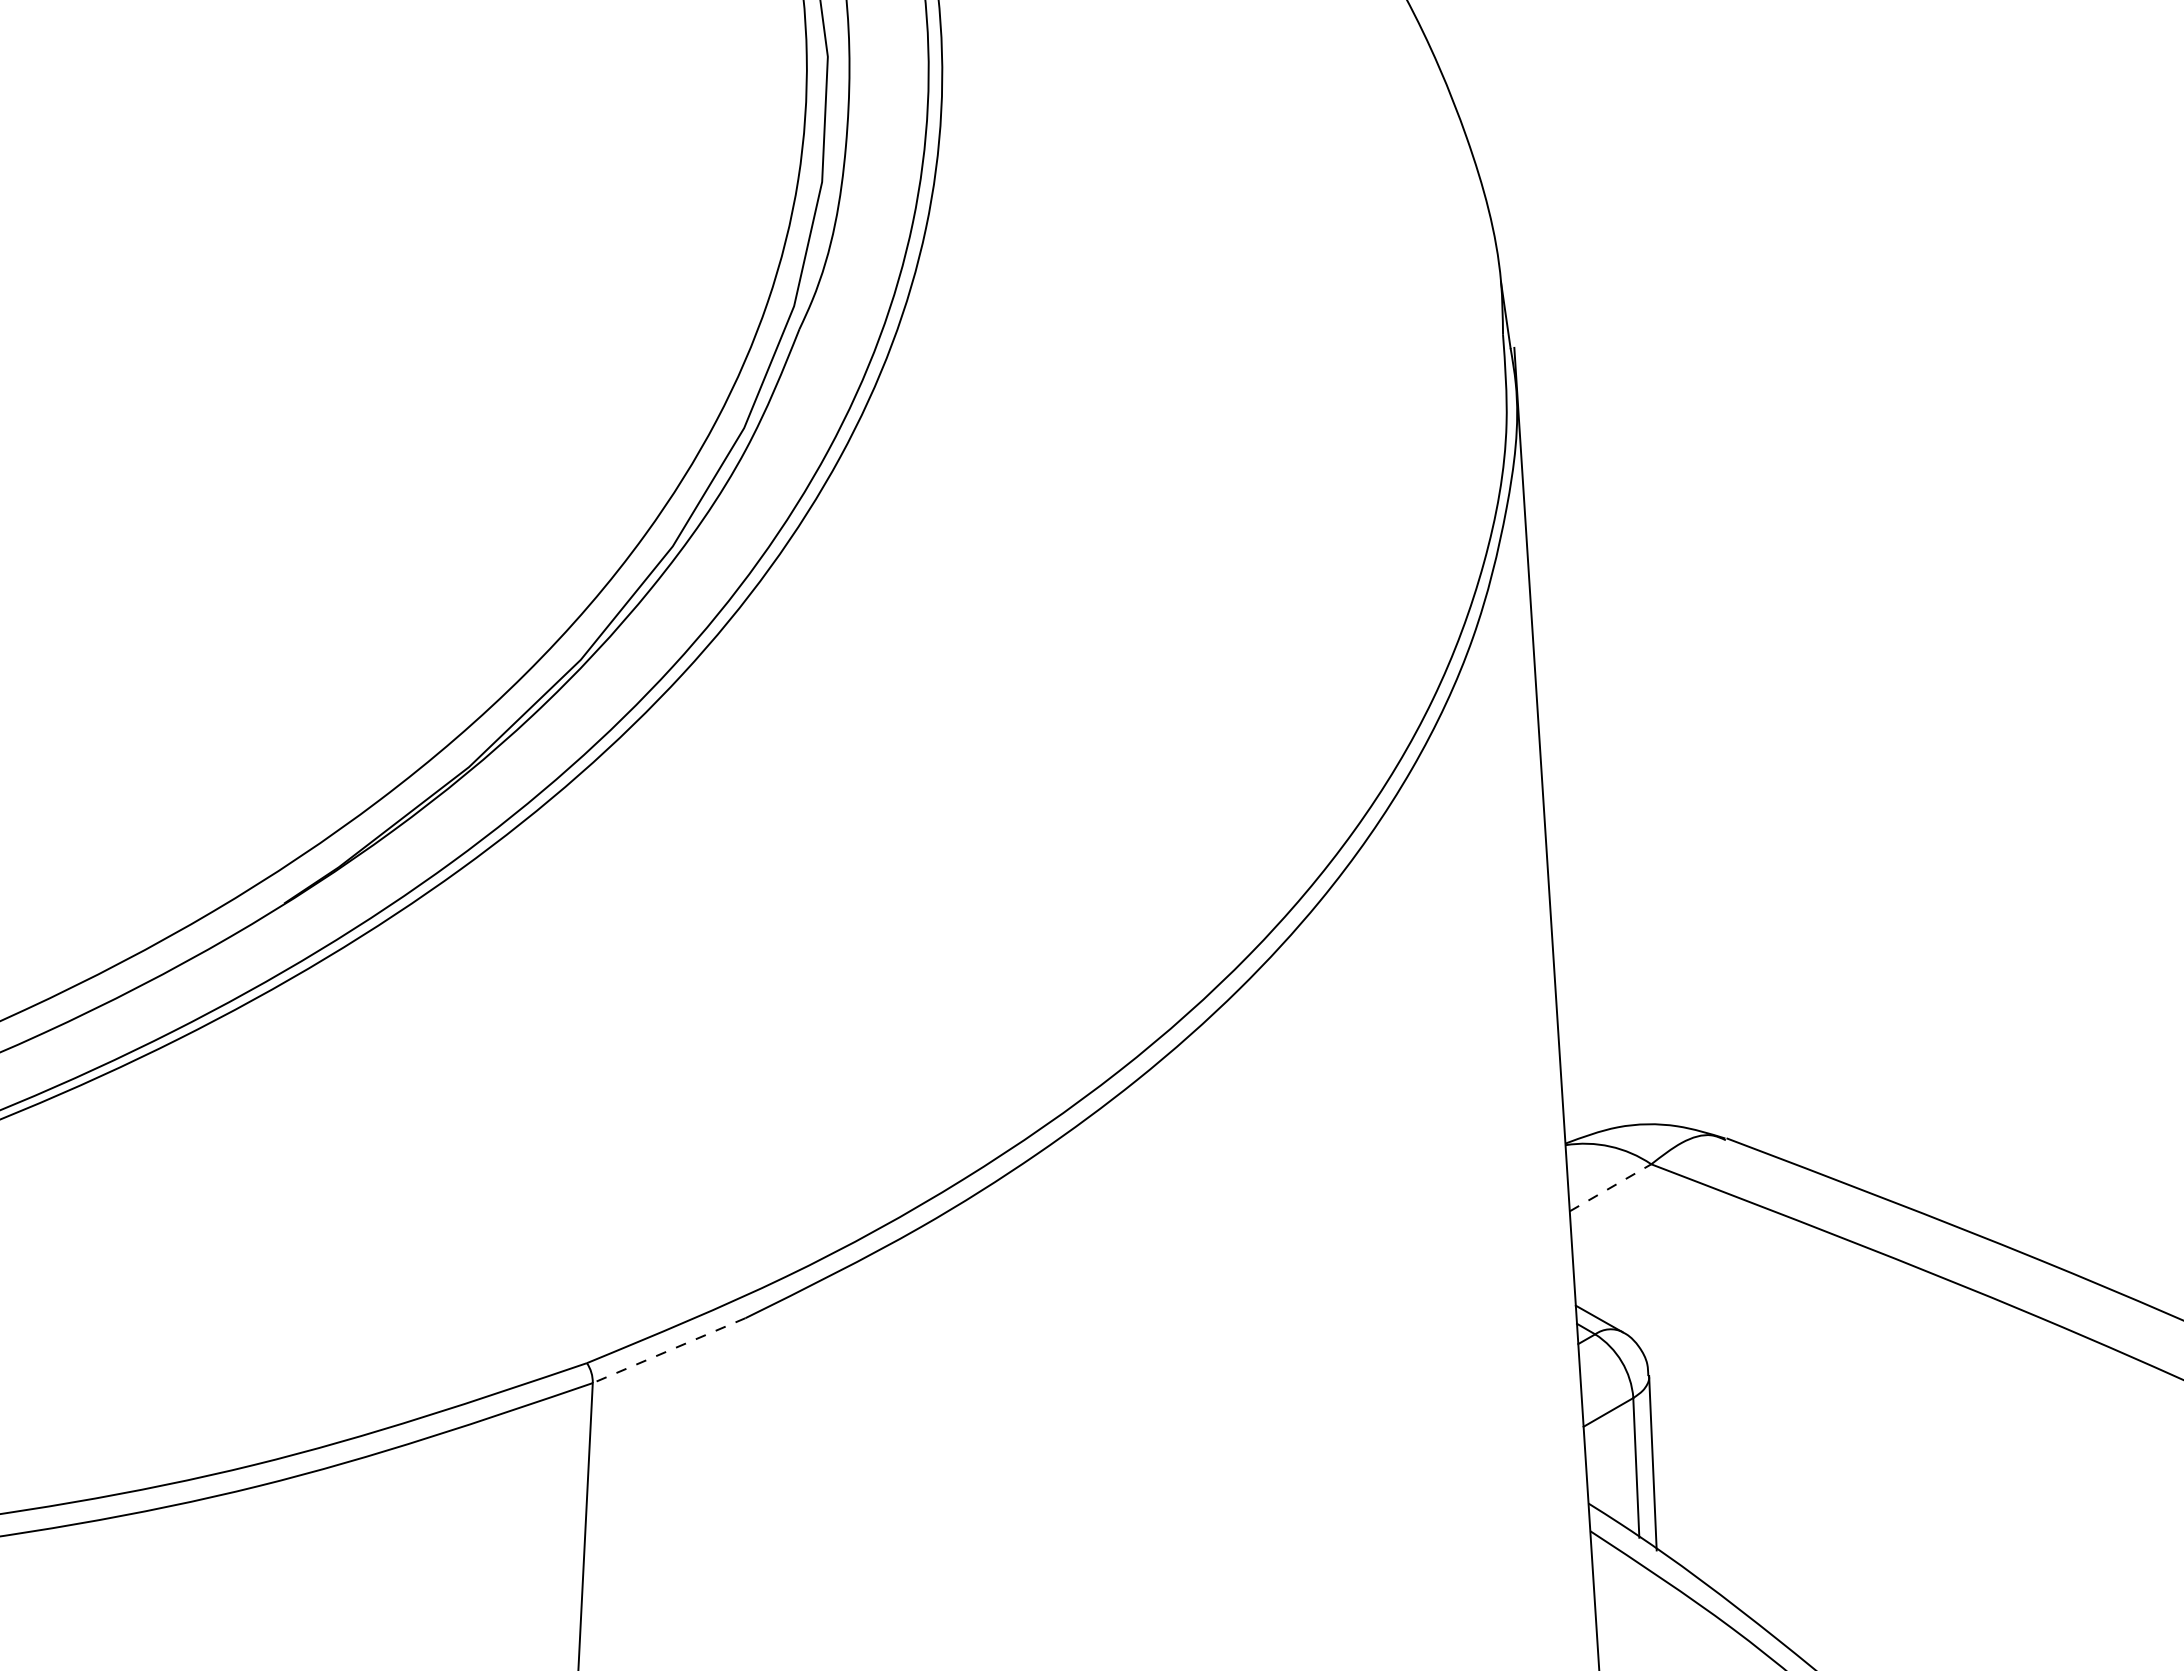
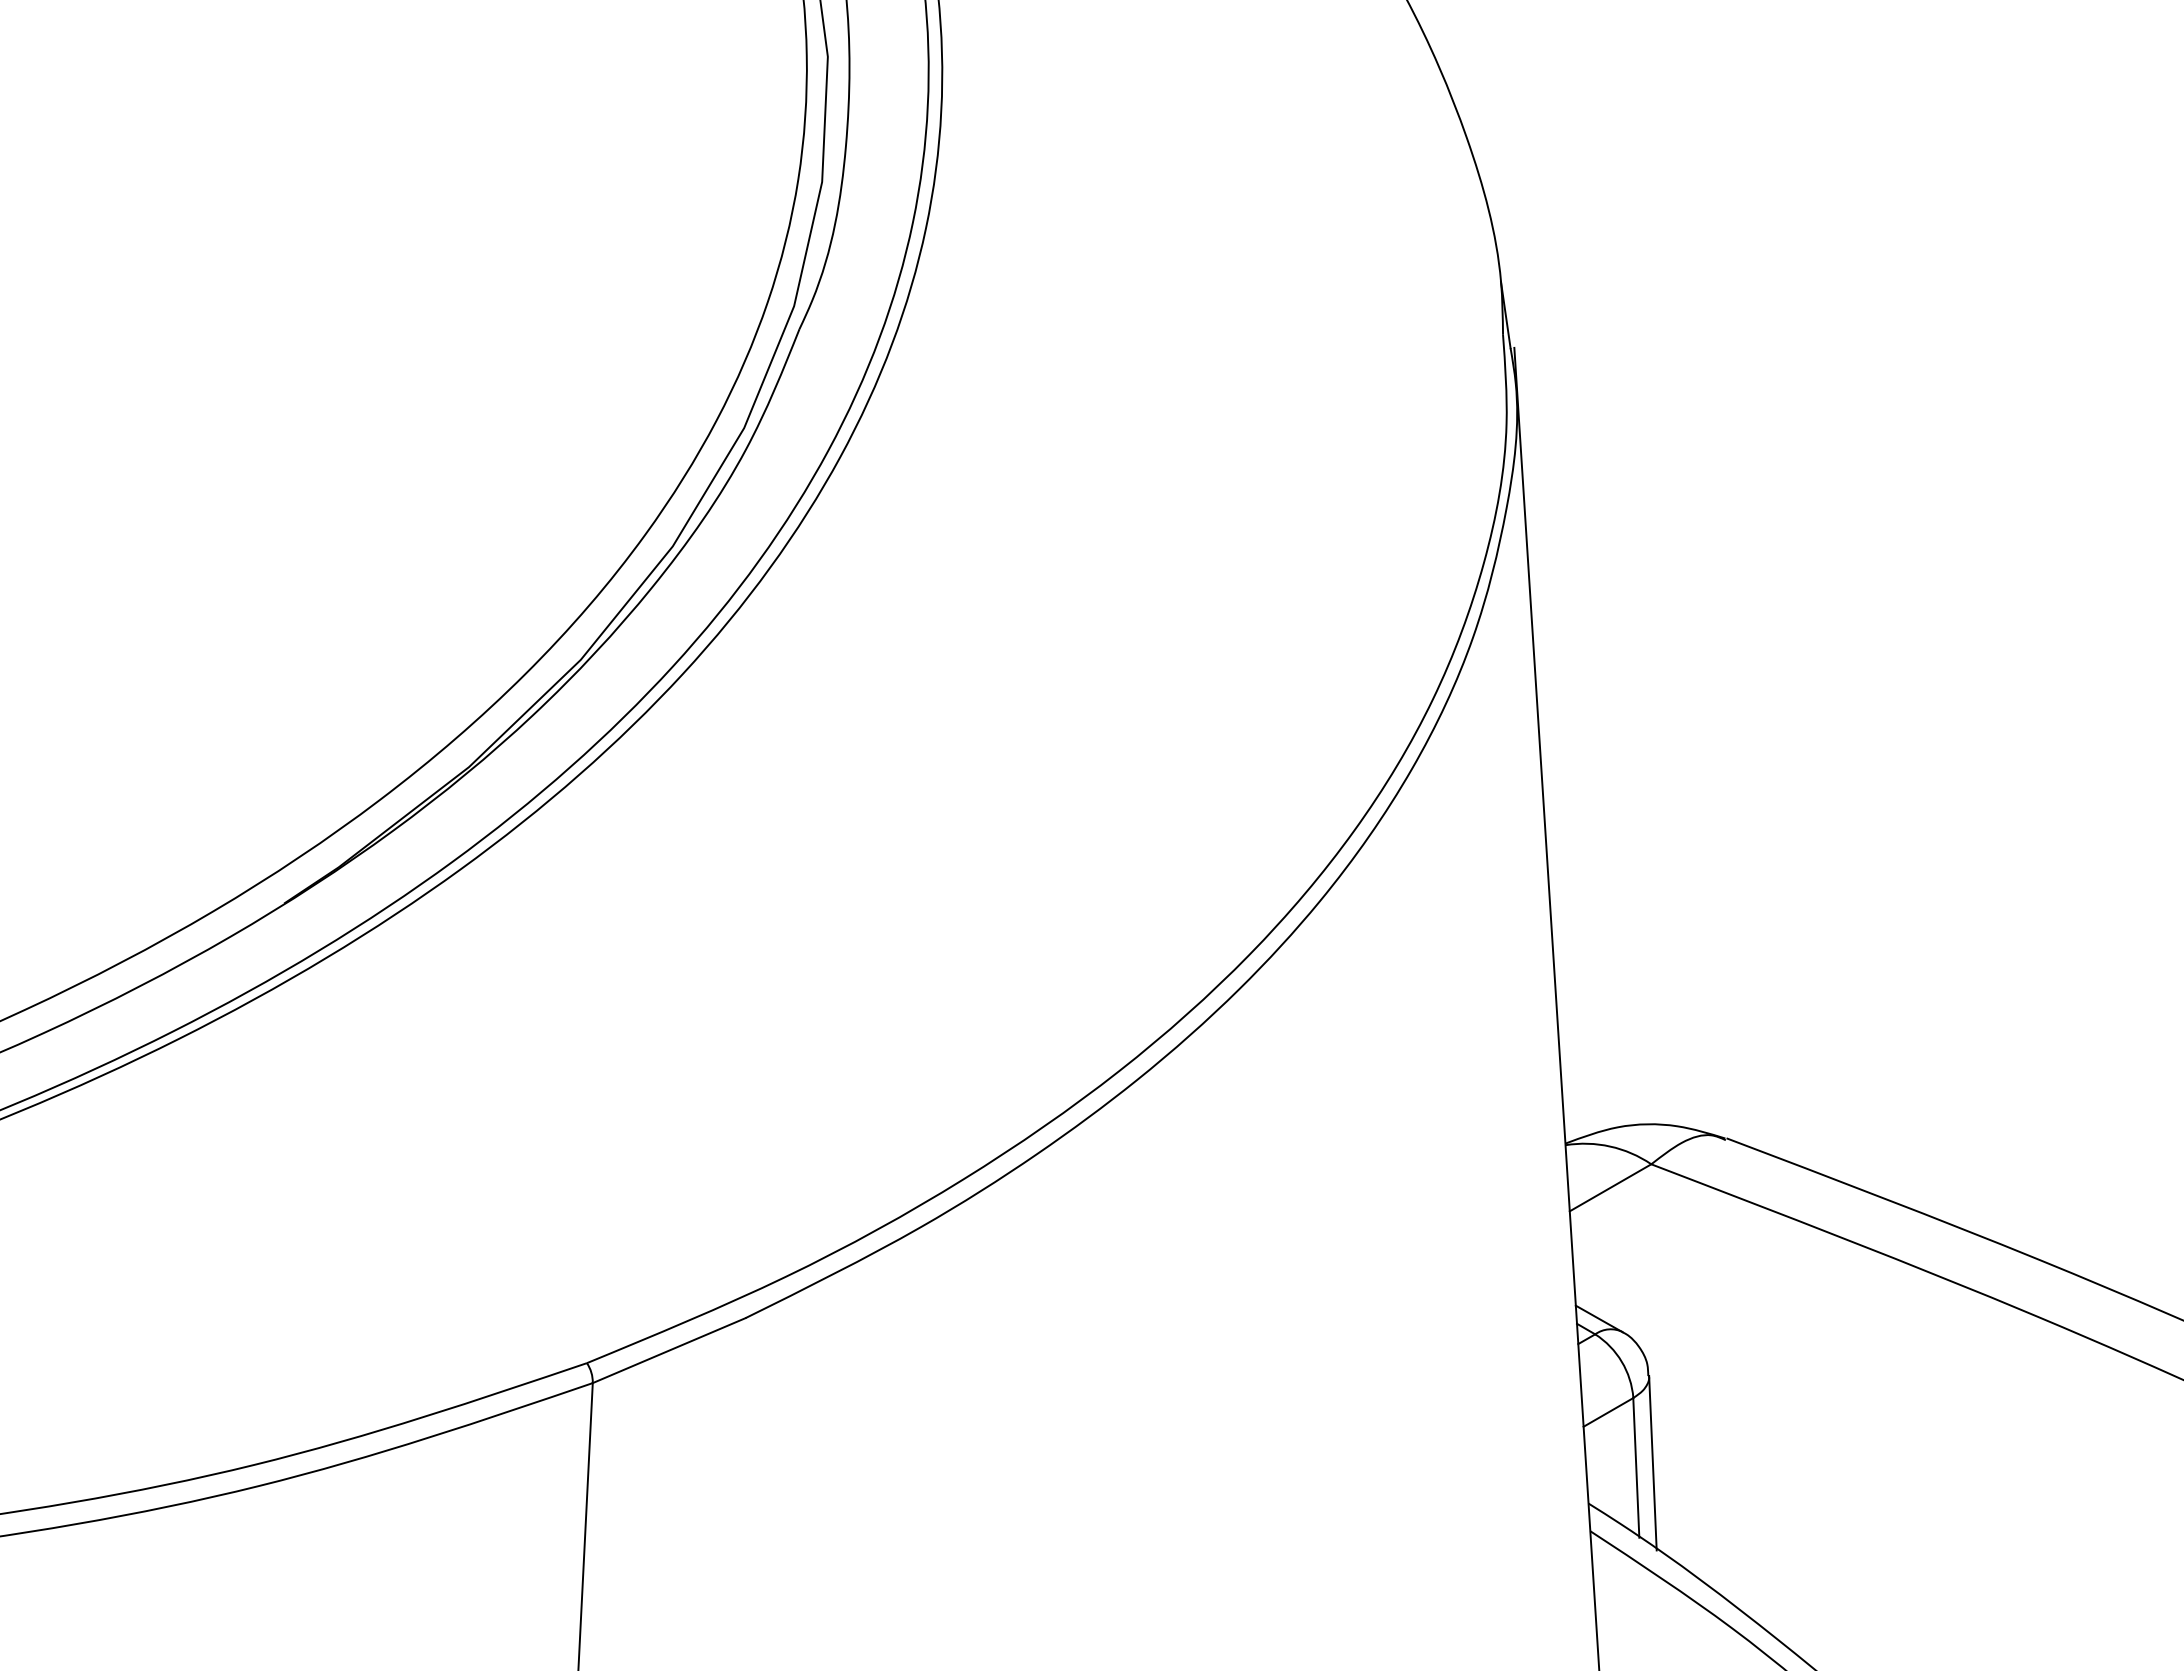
line: dashed -> solid (1610, 1187)
line: dashed -> solid (669, 1350)
